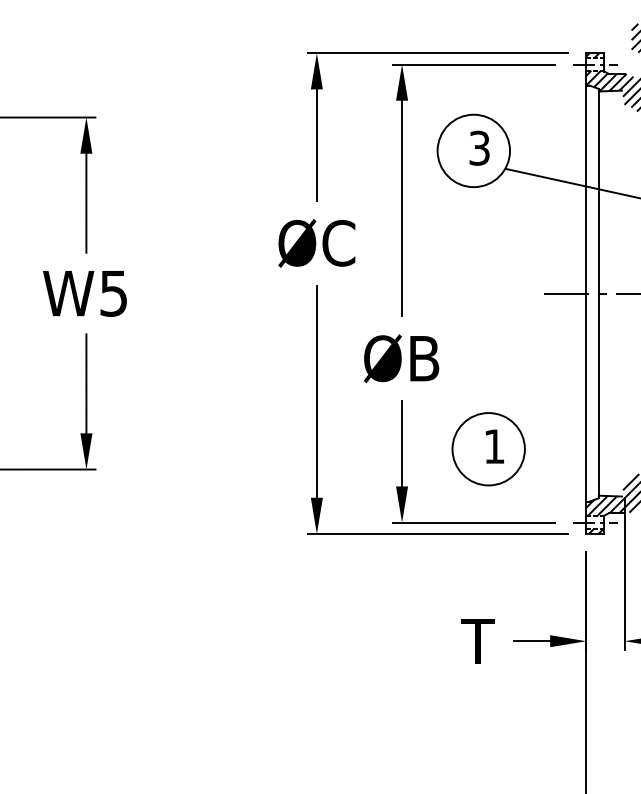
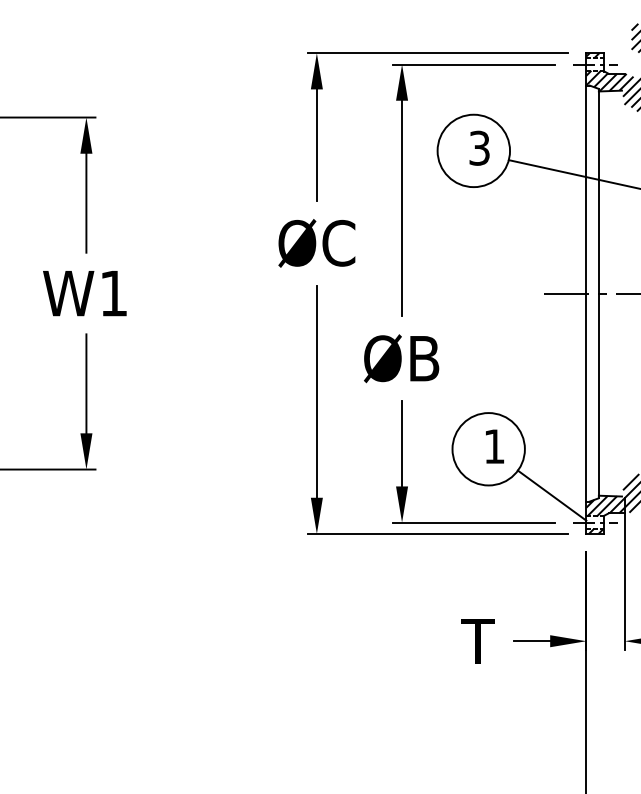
line position: (571, 183) -> (572, 174) (572, 174)
text: W5 -> W1 (113, 293)
line: none -> present (551, 495)
